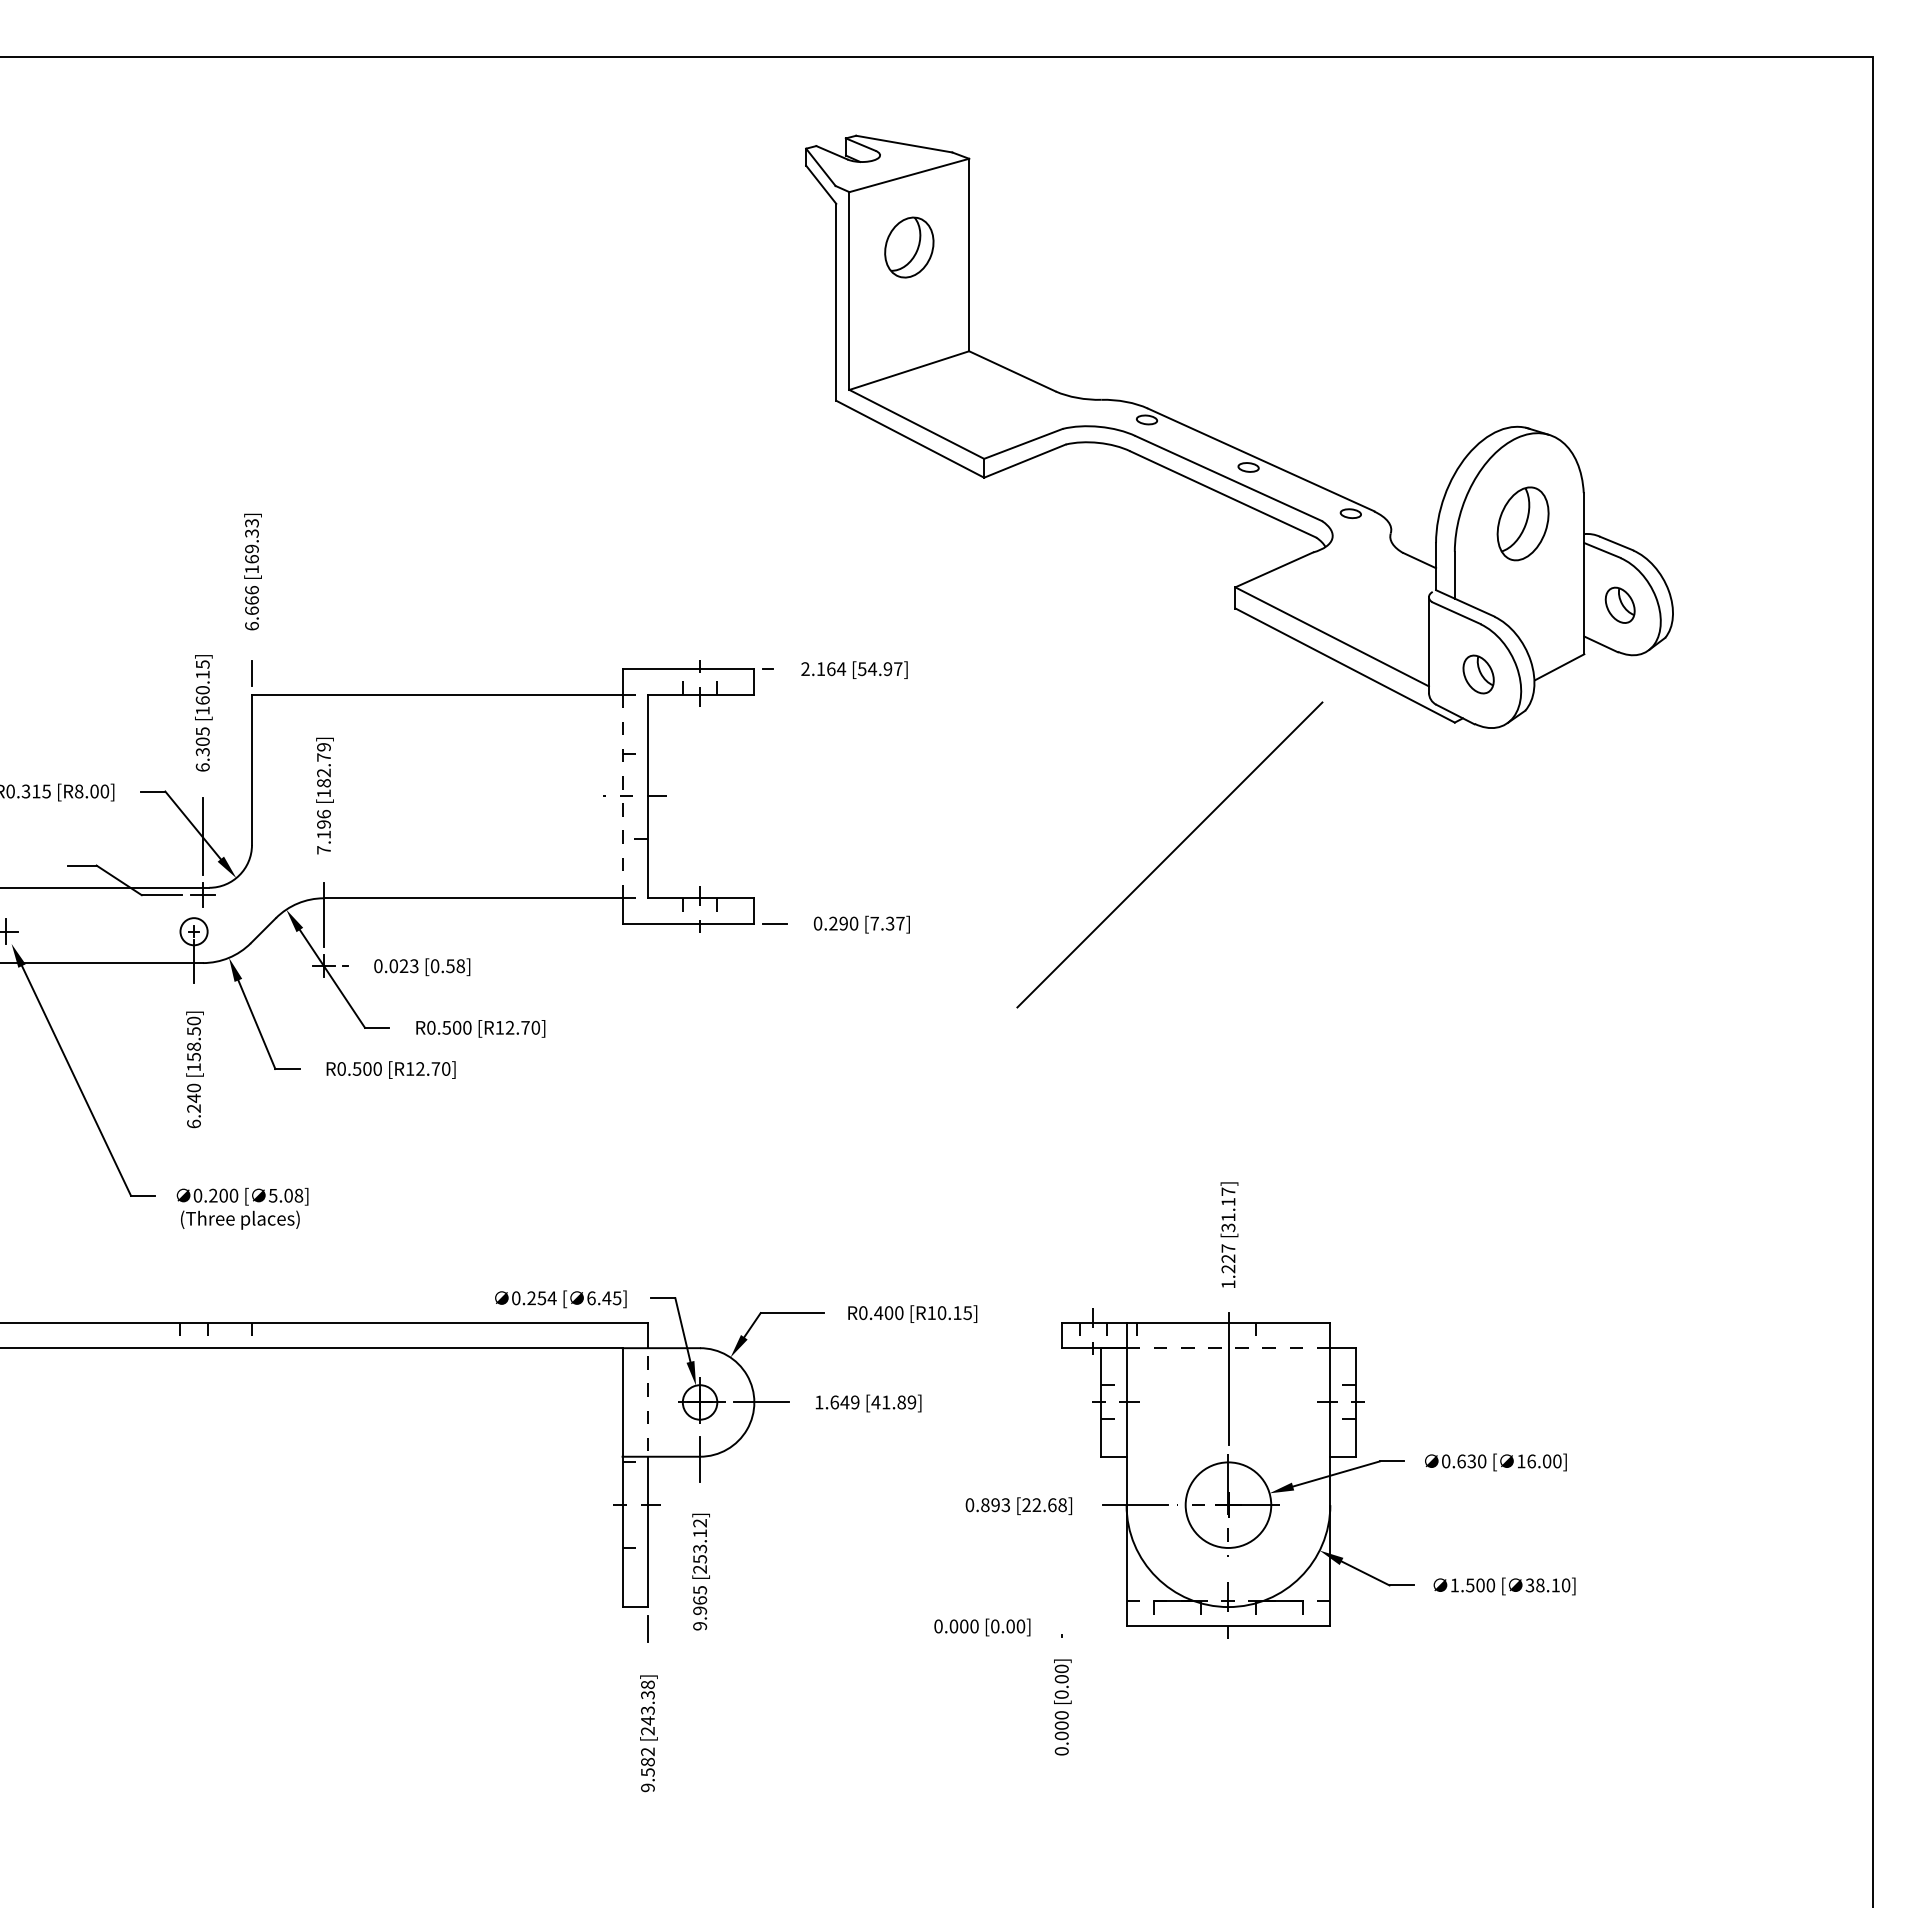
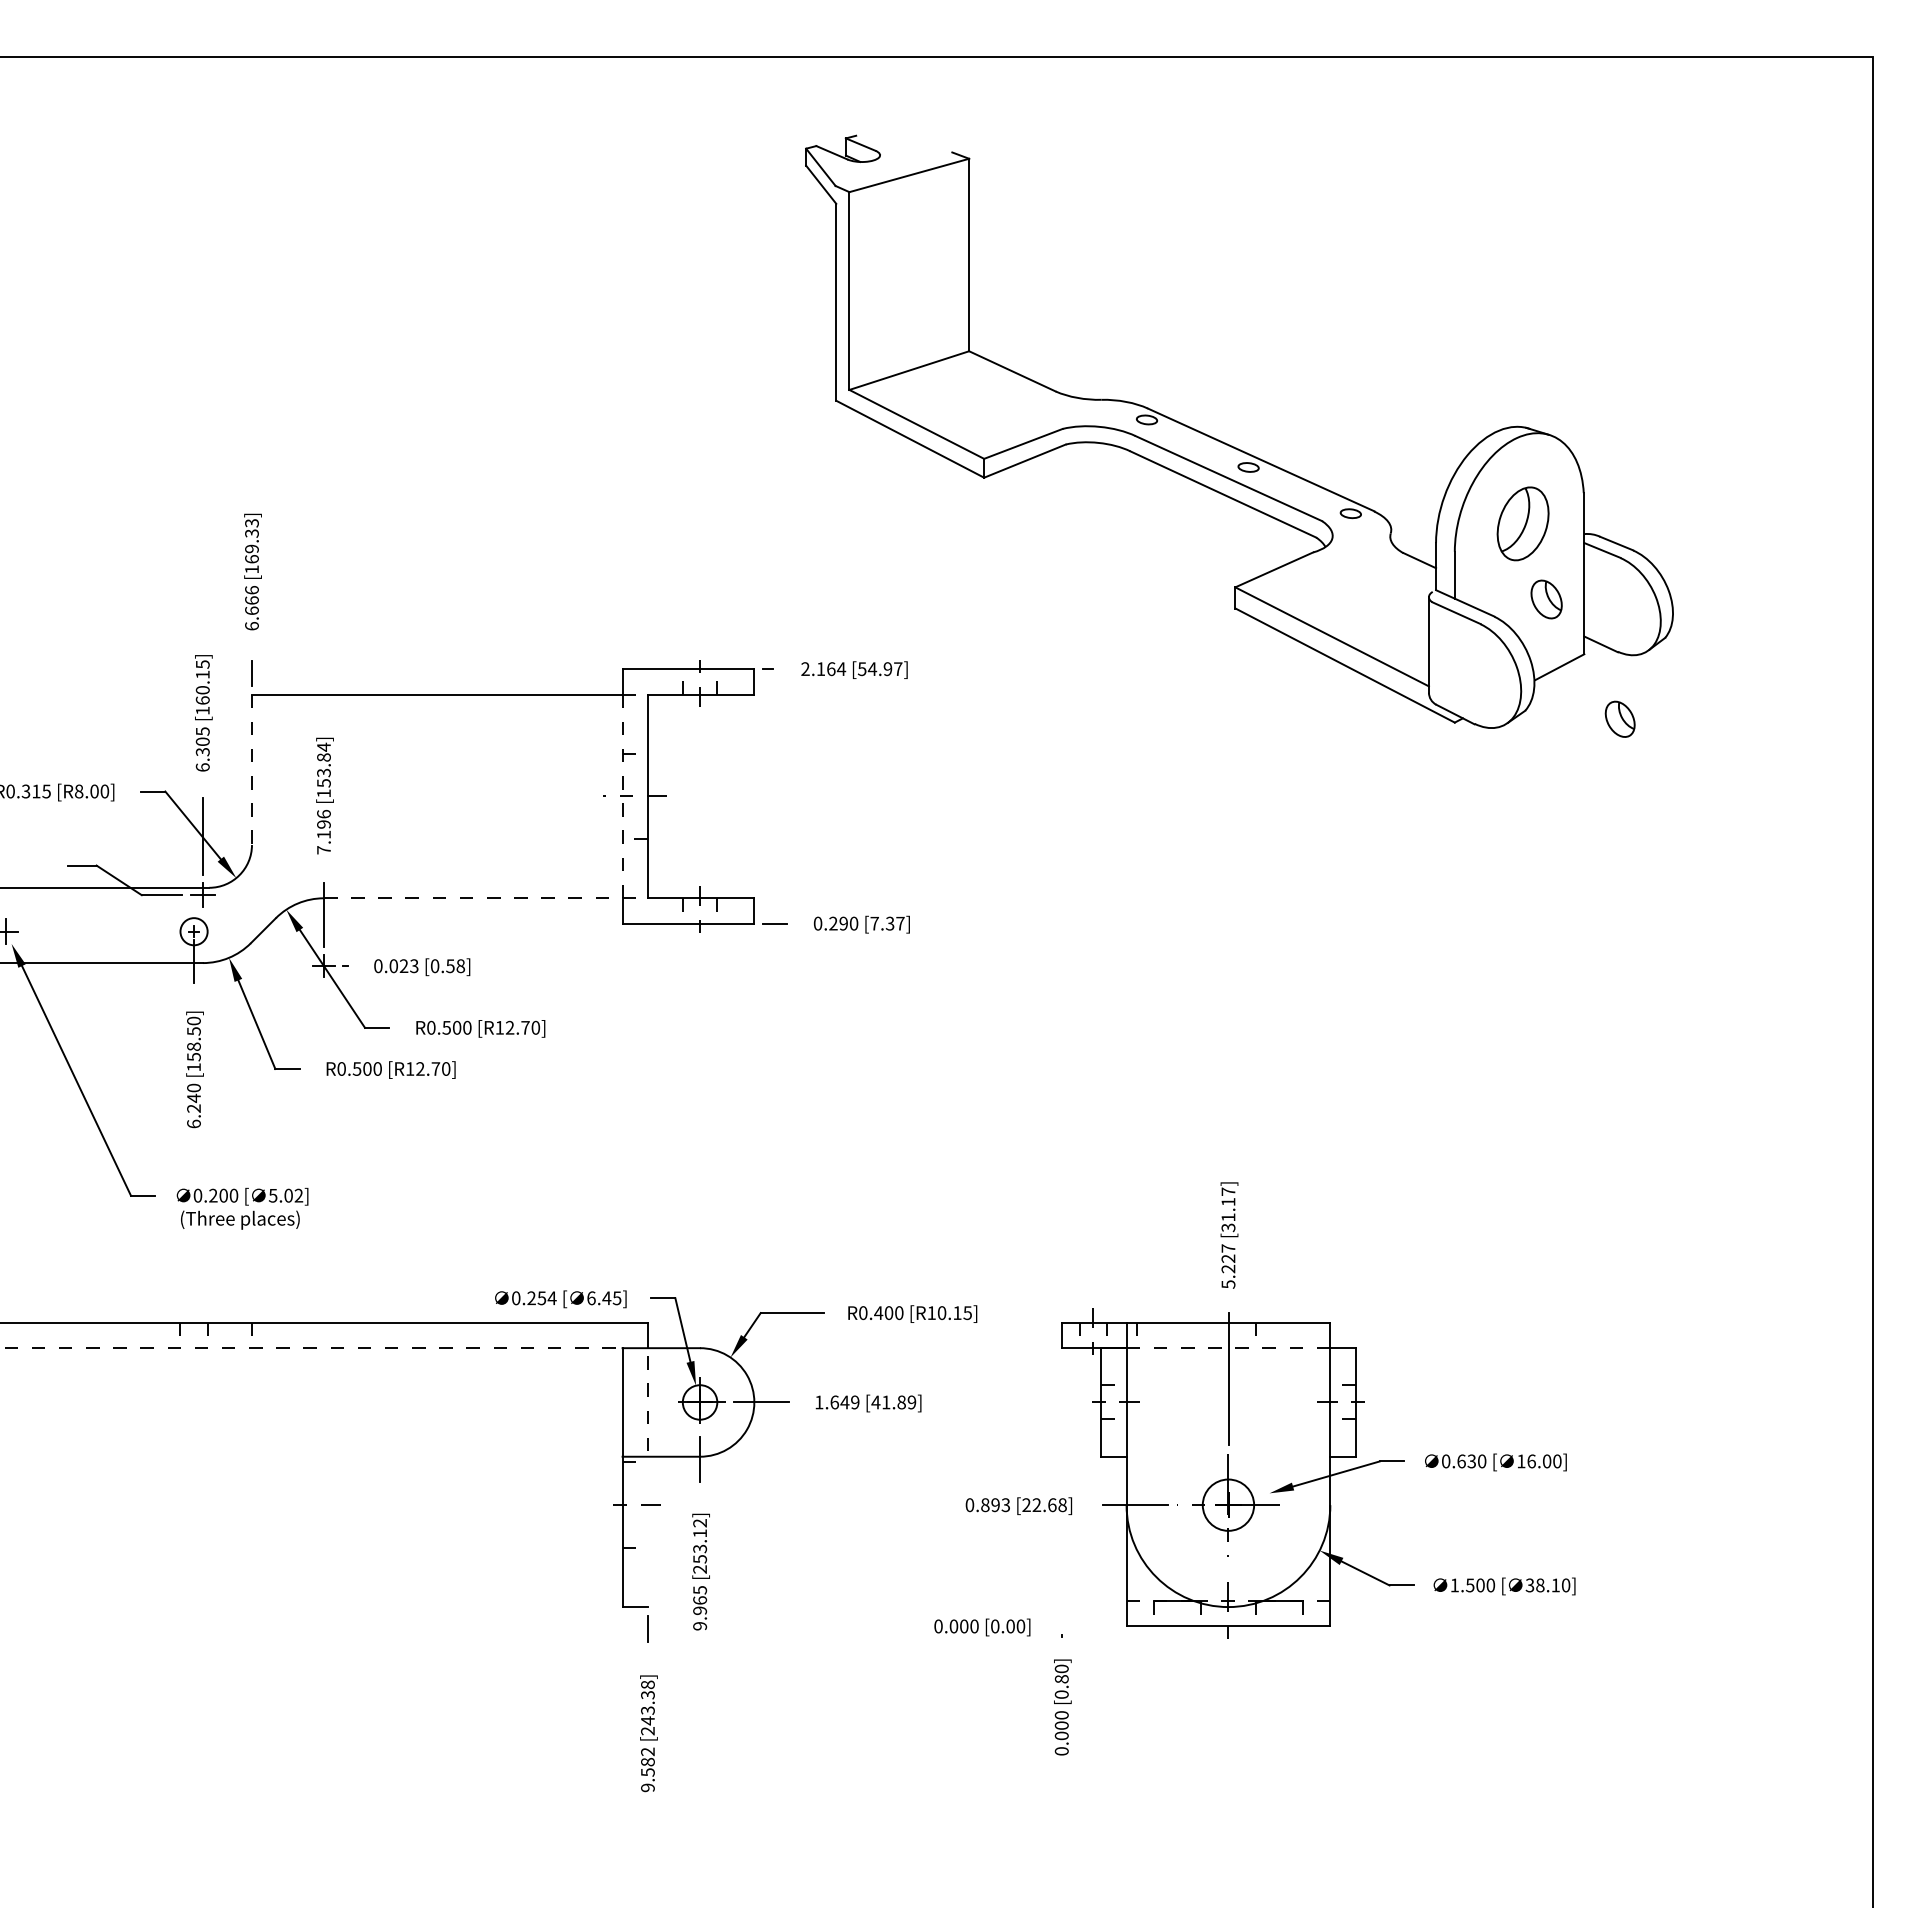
line: present -> none (904, 143)
part: present -> none (909, 247)
part position: (1619, 604) -> (1619, 718) (1619, 718)
part position: (1478, 674) -> (1546, 599) (1546, 599)
text: [182.79] -> [153.84] (323, 764)
line: solid -> dashed (251, 770)
line: present -> none (1169, 854)
line: solid -> dashed (473, 898)
text: 5.08] -> 5.02] (298, 1195)
text: 1.227 -> 5.227 (1228, 1284)
line: solid -> dashed (311, 1348)
circle diameter: 86 px -> 51 px (1228, 1504)
line: present -> none (647, 1531)
text: [0.00] -> [0.80] (1061, 1679)
